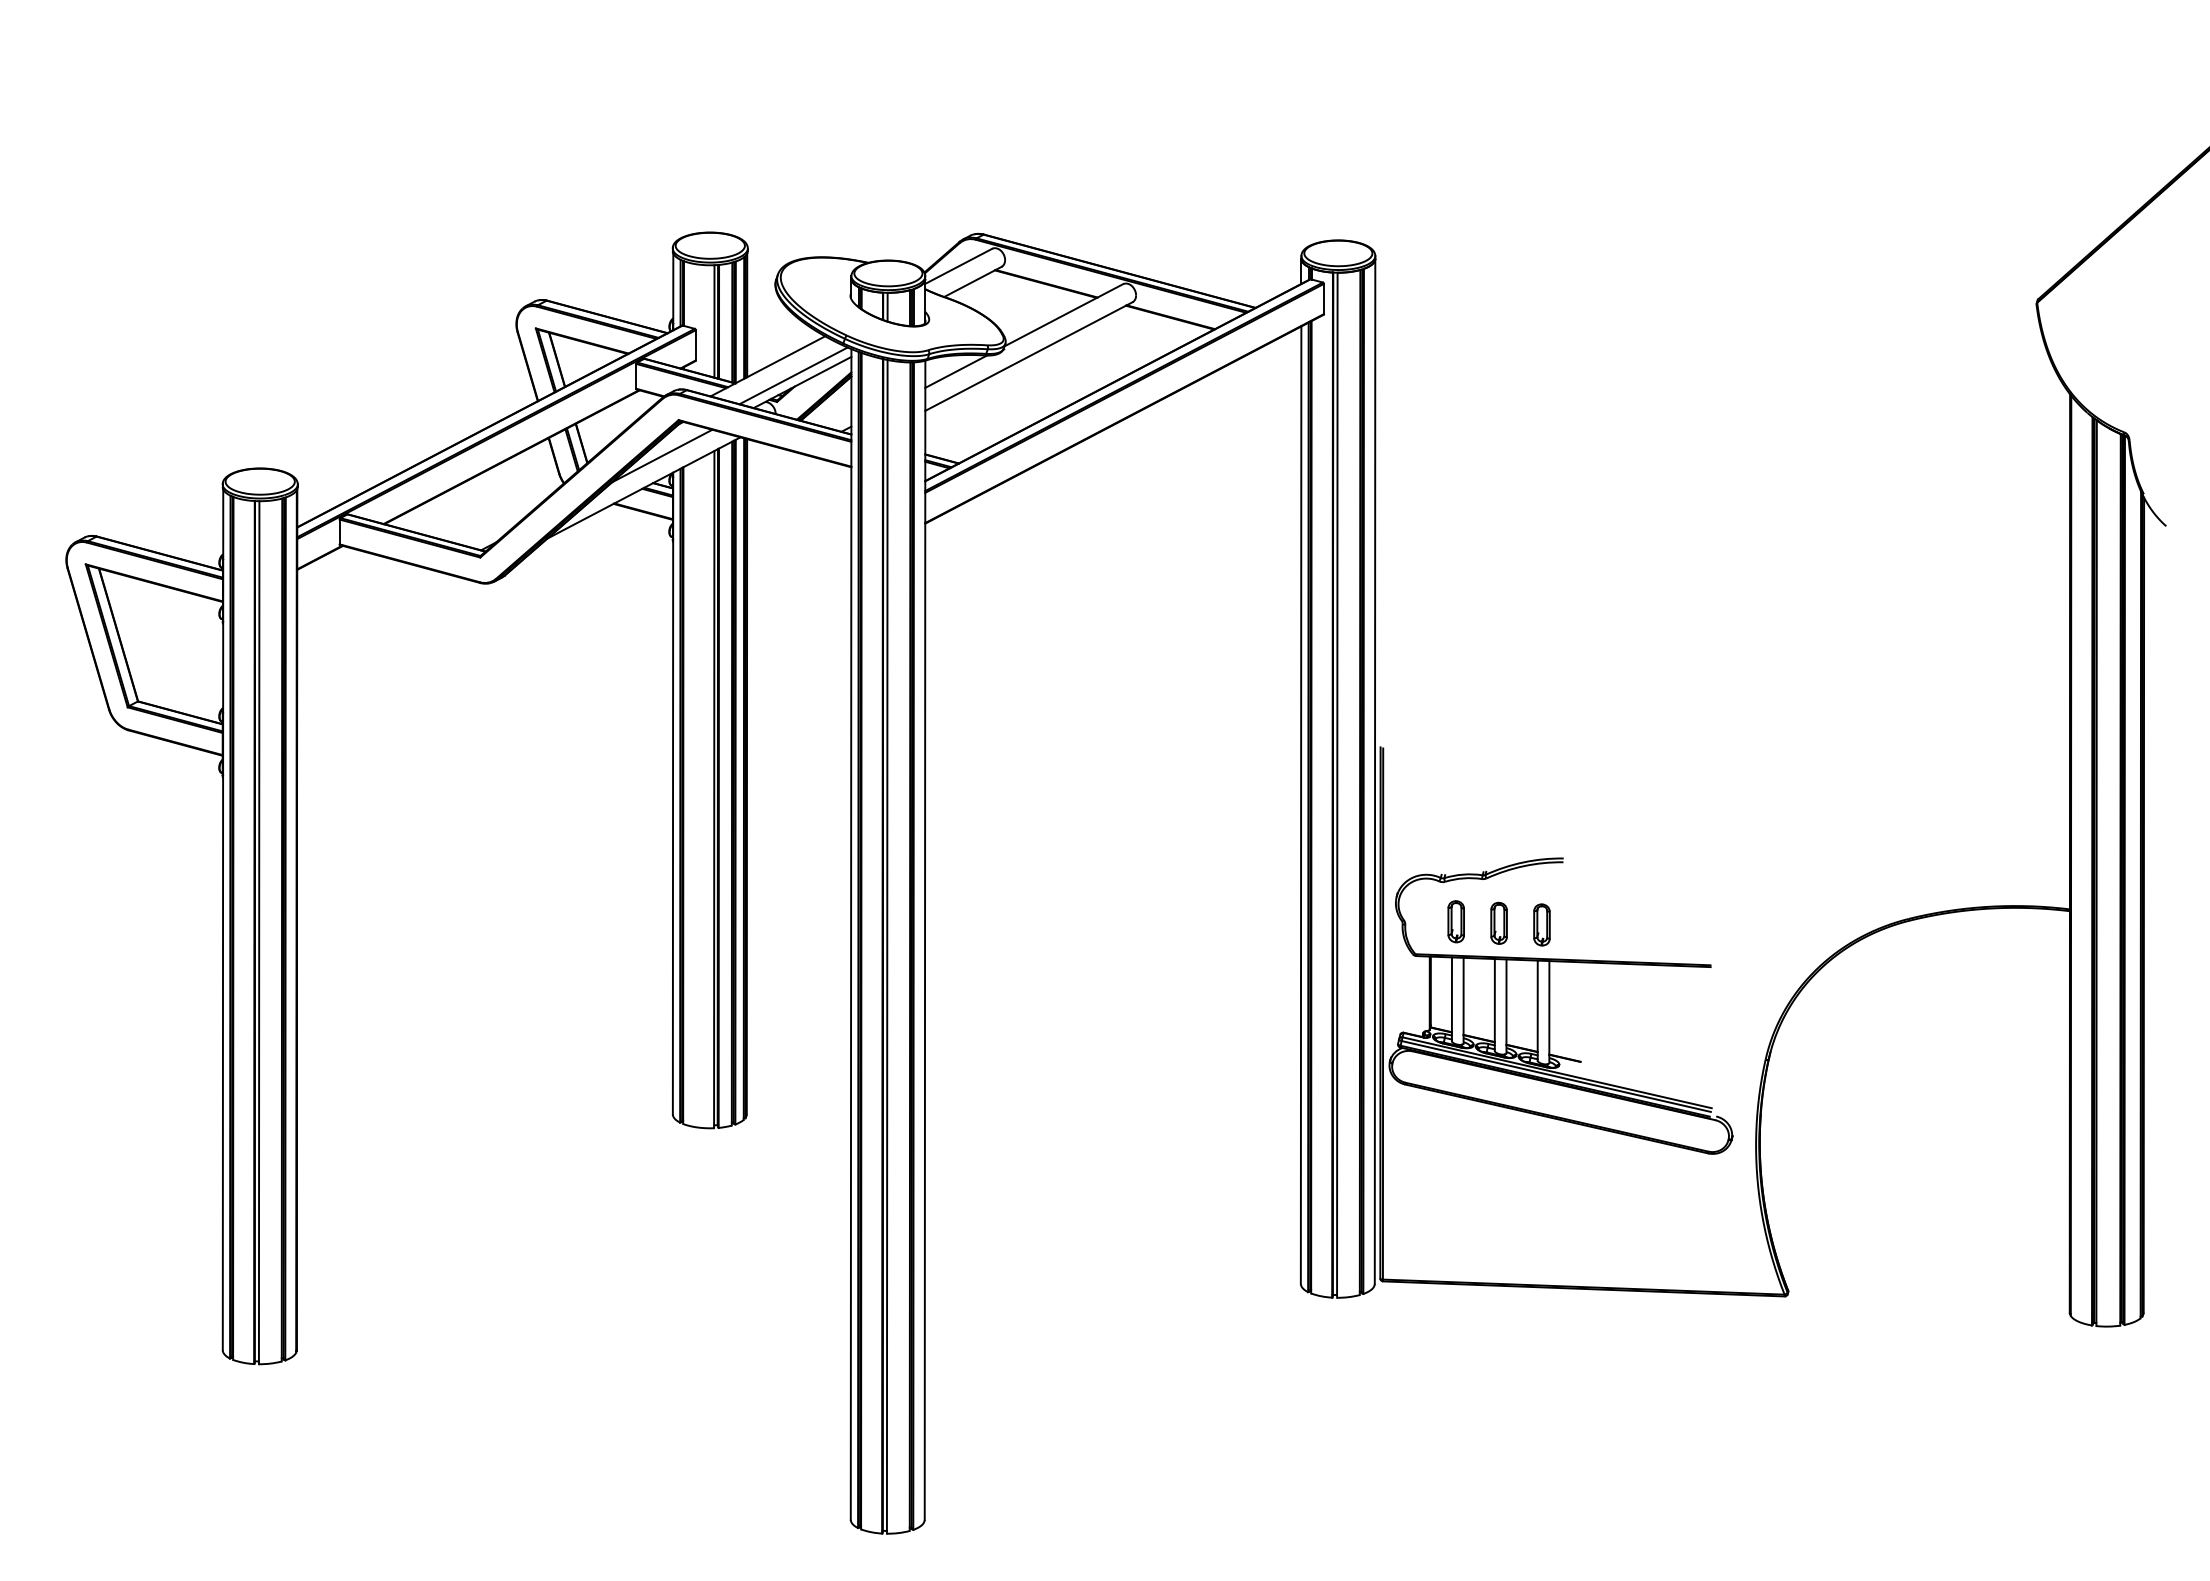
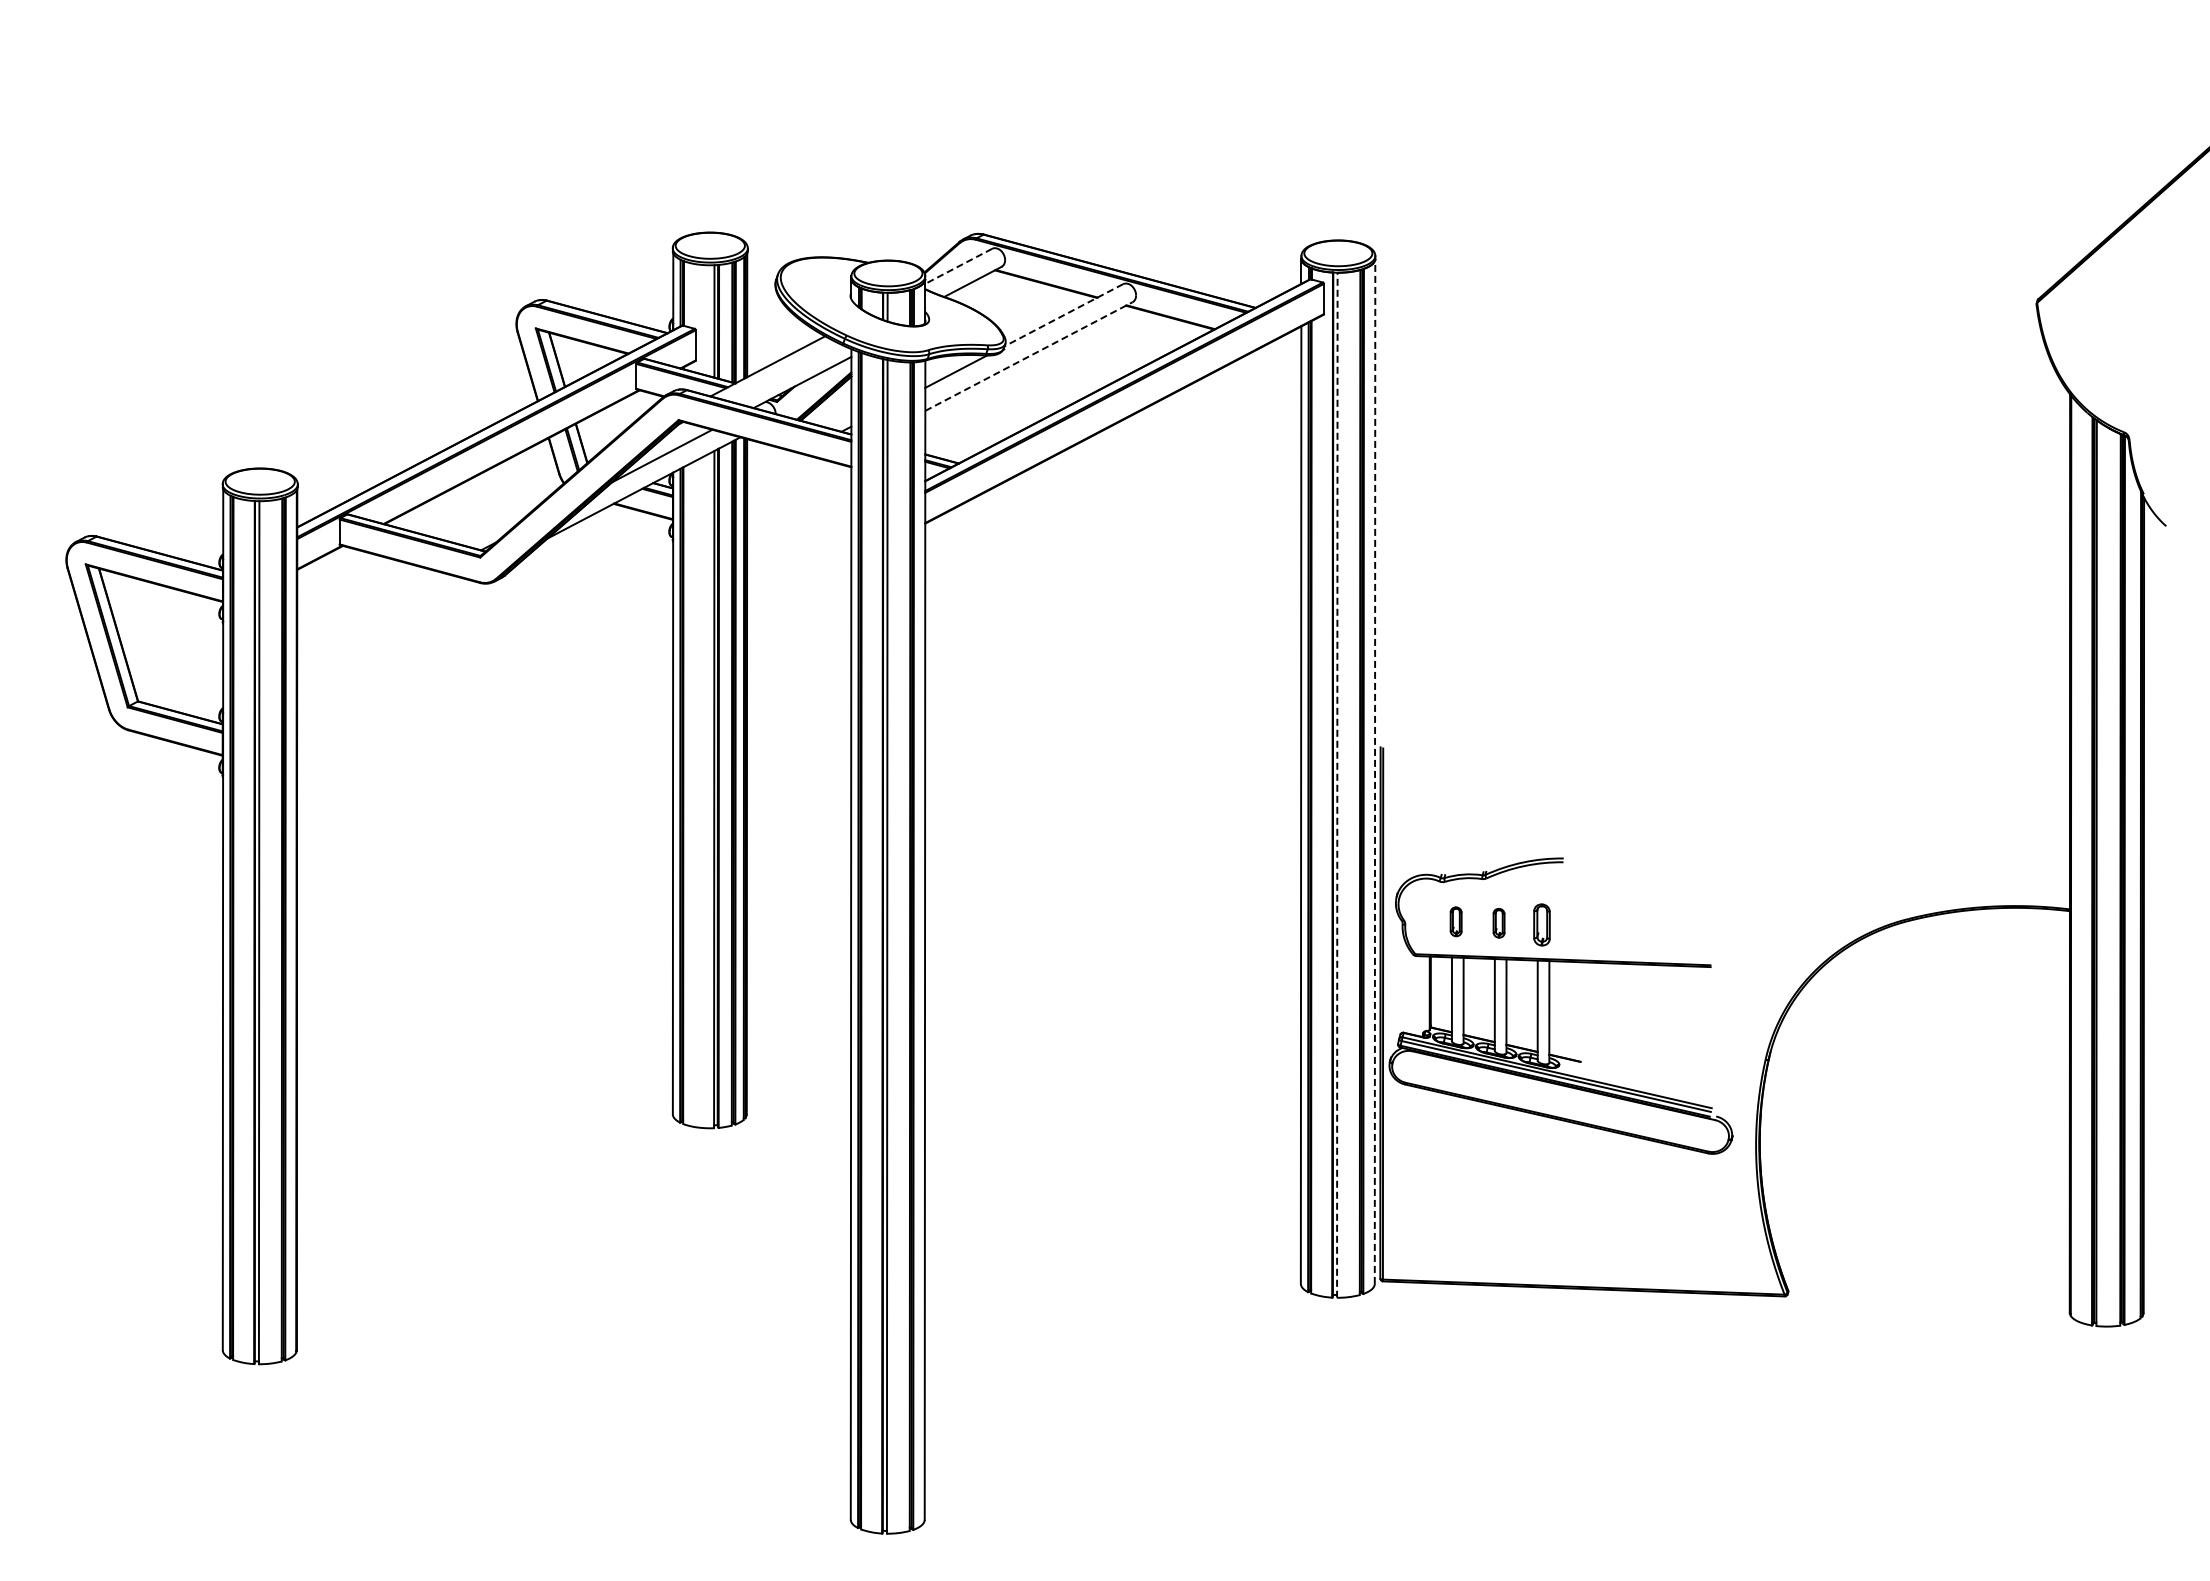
line: solid -> dashed (958, 266)
line: solid -> dashed (1063, 315)
line: solid -> dashed (1029, 356)
line: present -> none (793, 375)
line: solid -> dashed (1375, 771)
line: solid -> dashed (1337, 785)
part size: 18x44 px -> 14x32 px (1455, 921)
part size: 18x44 px -> 14x32 px (1498, 922)
